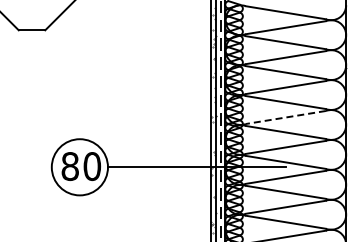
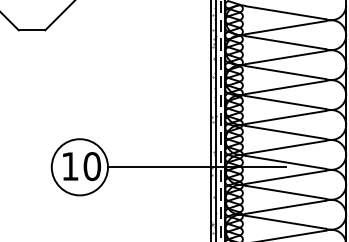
line: dashed -> solid (285, 117)
text: 80 -> 10 (69, 166)
